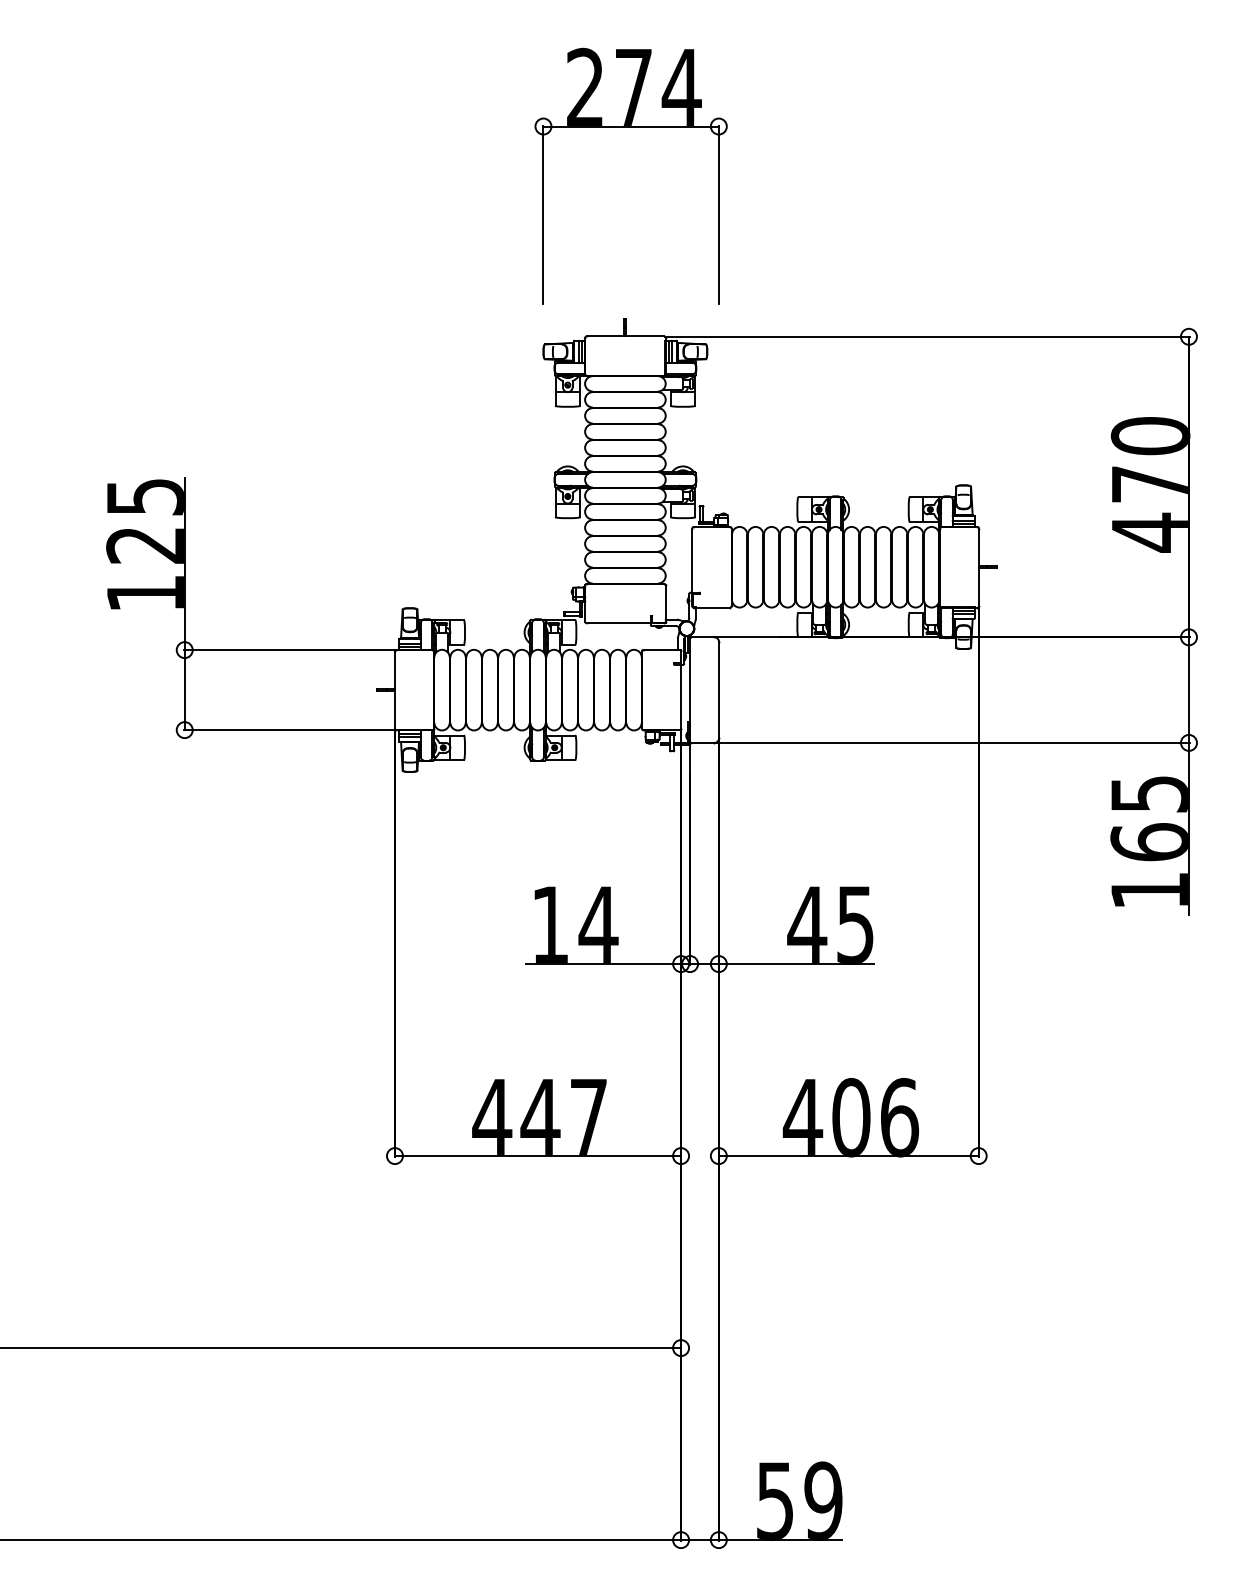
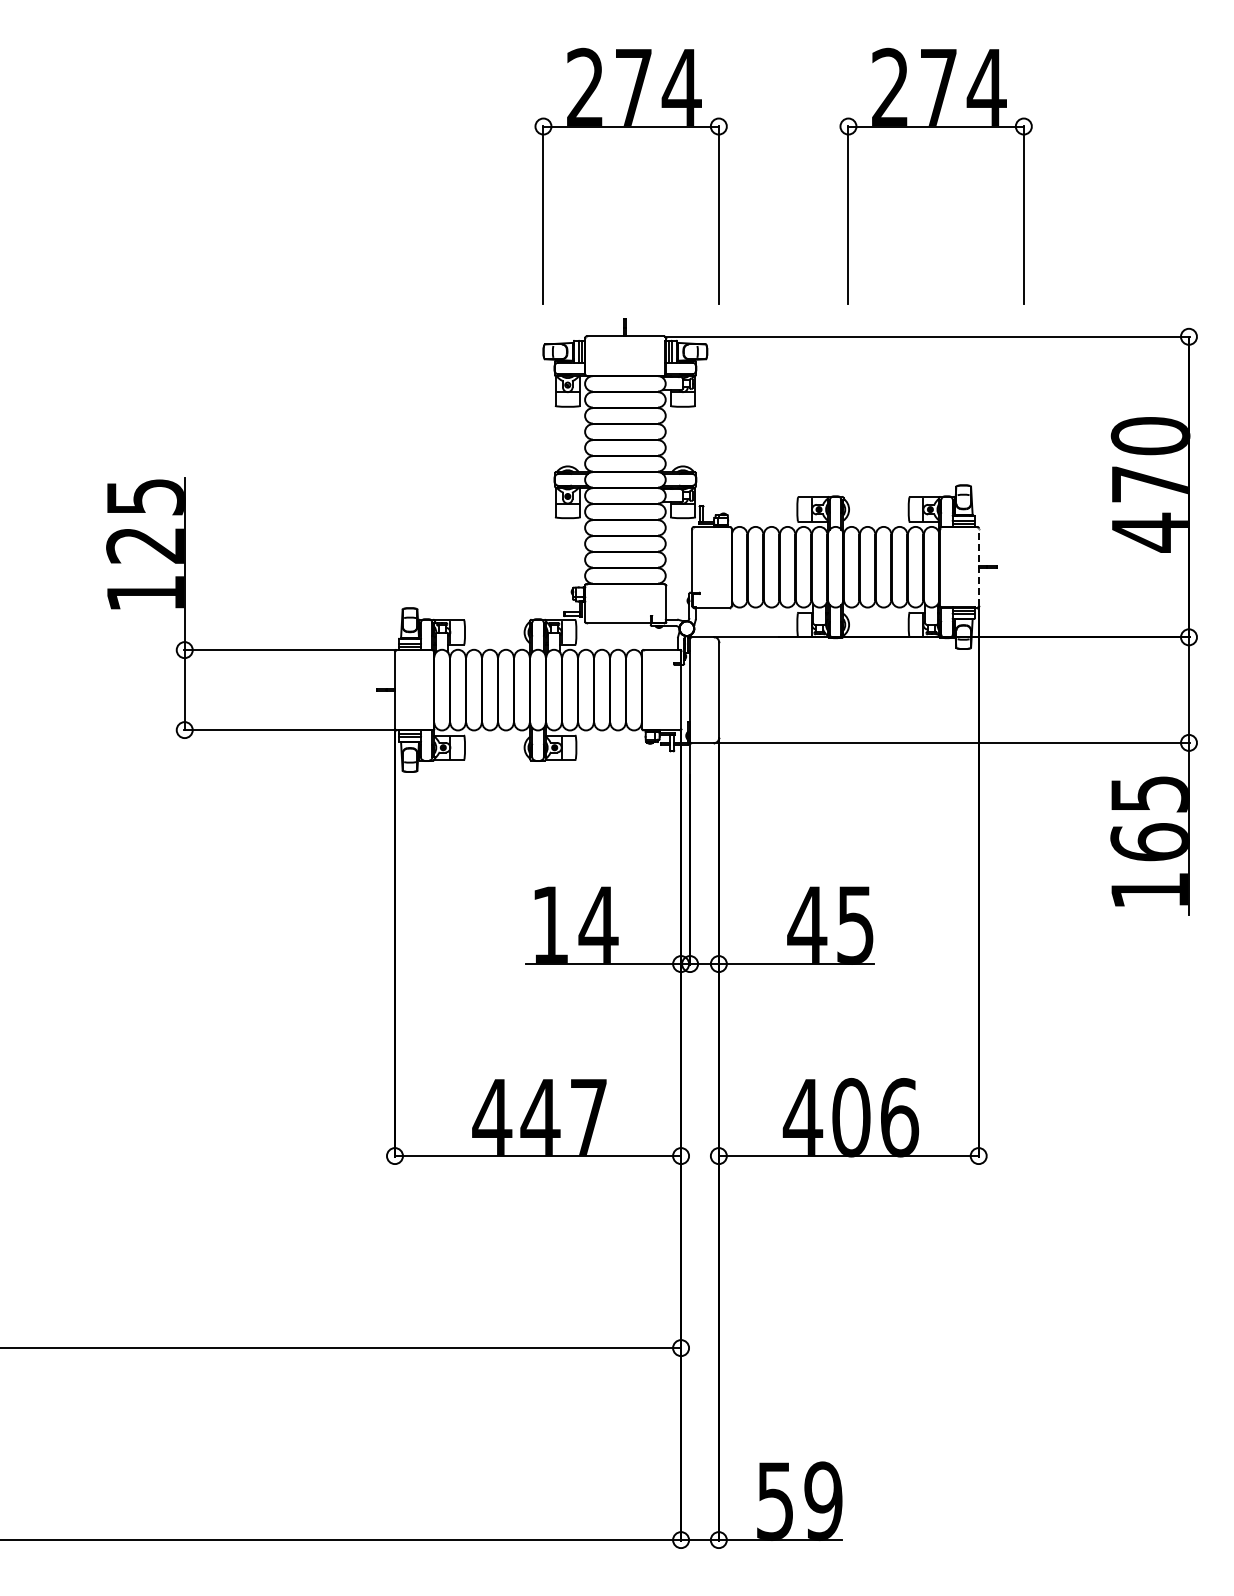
part: none -> present (935, 127)
line: solid -> dashed (979, 567)
